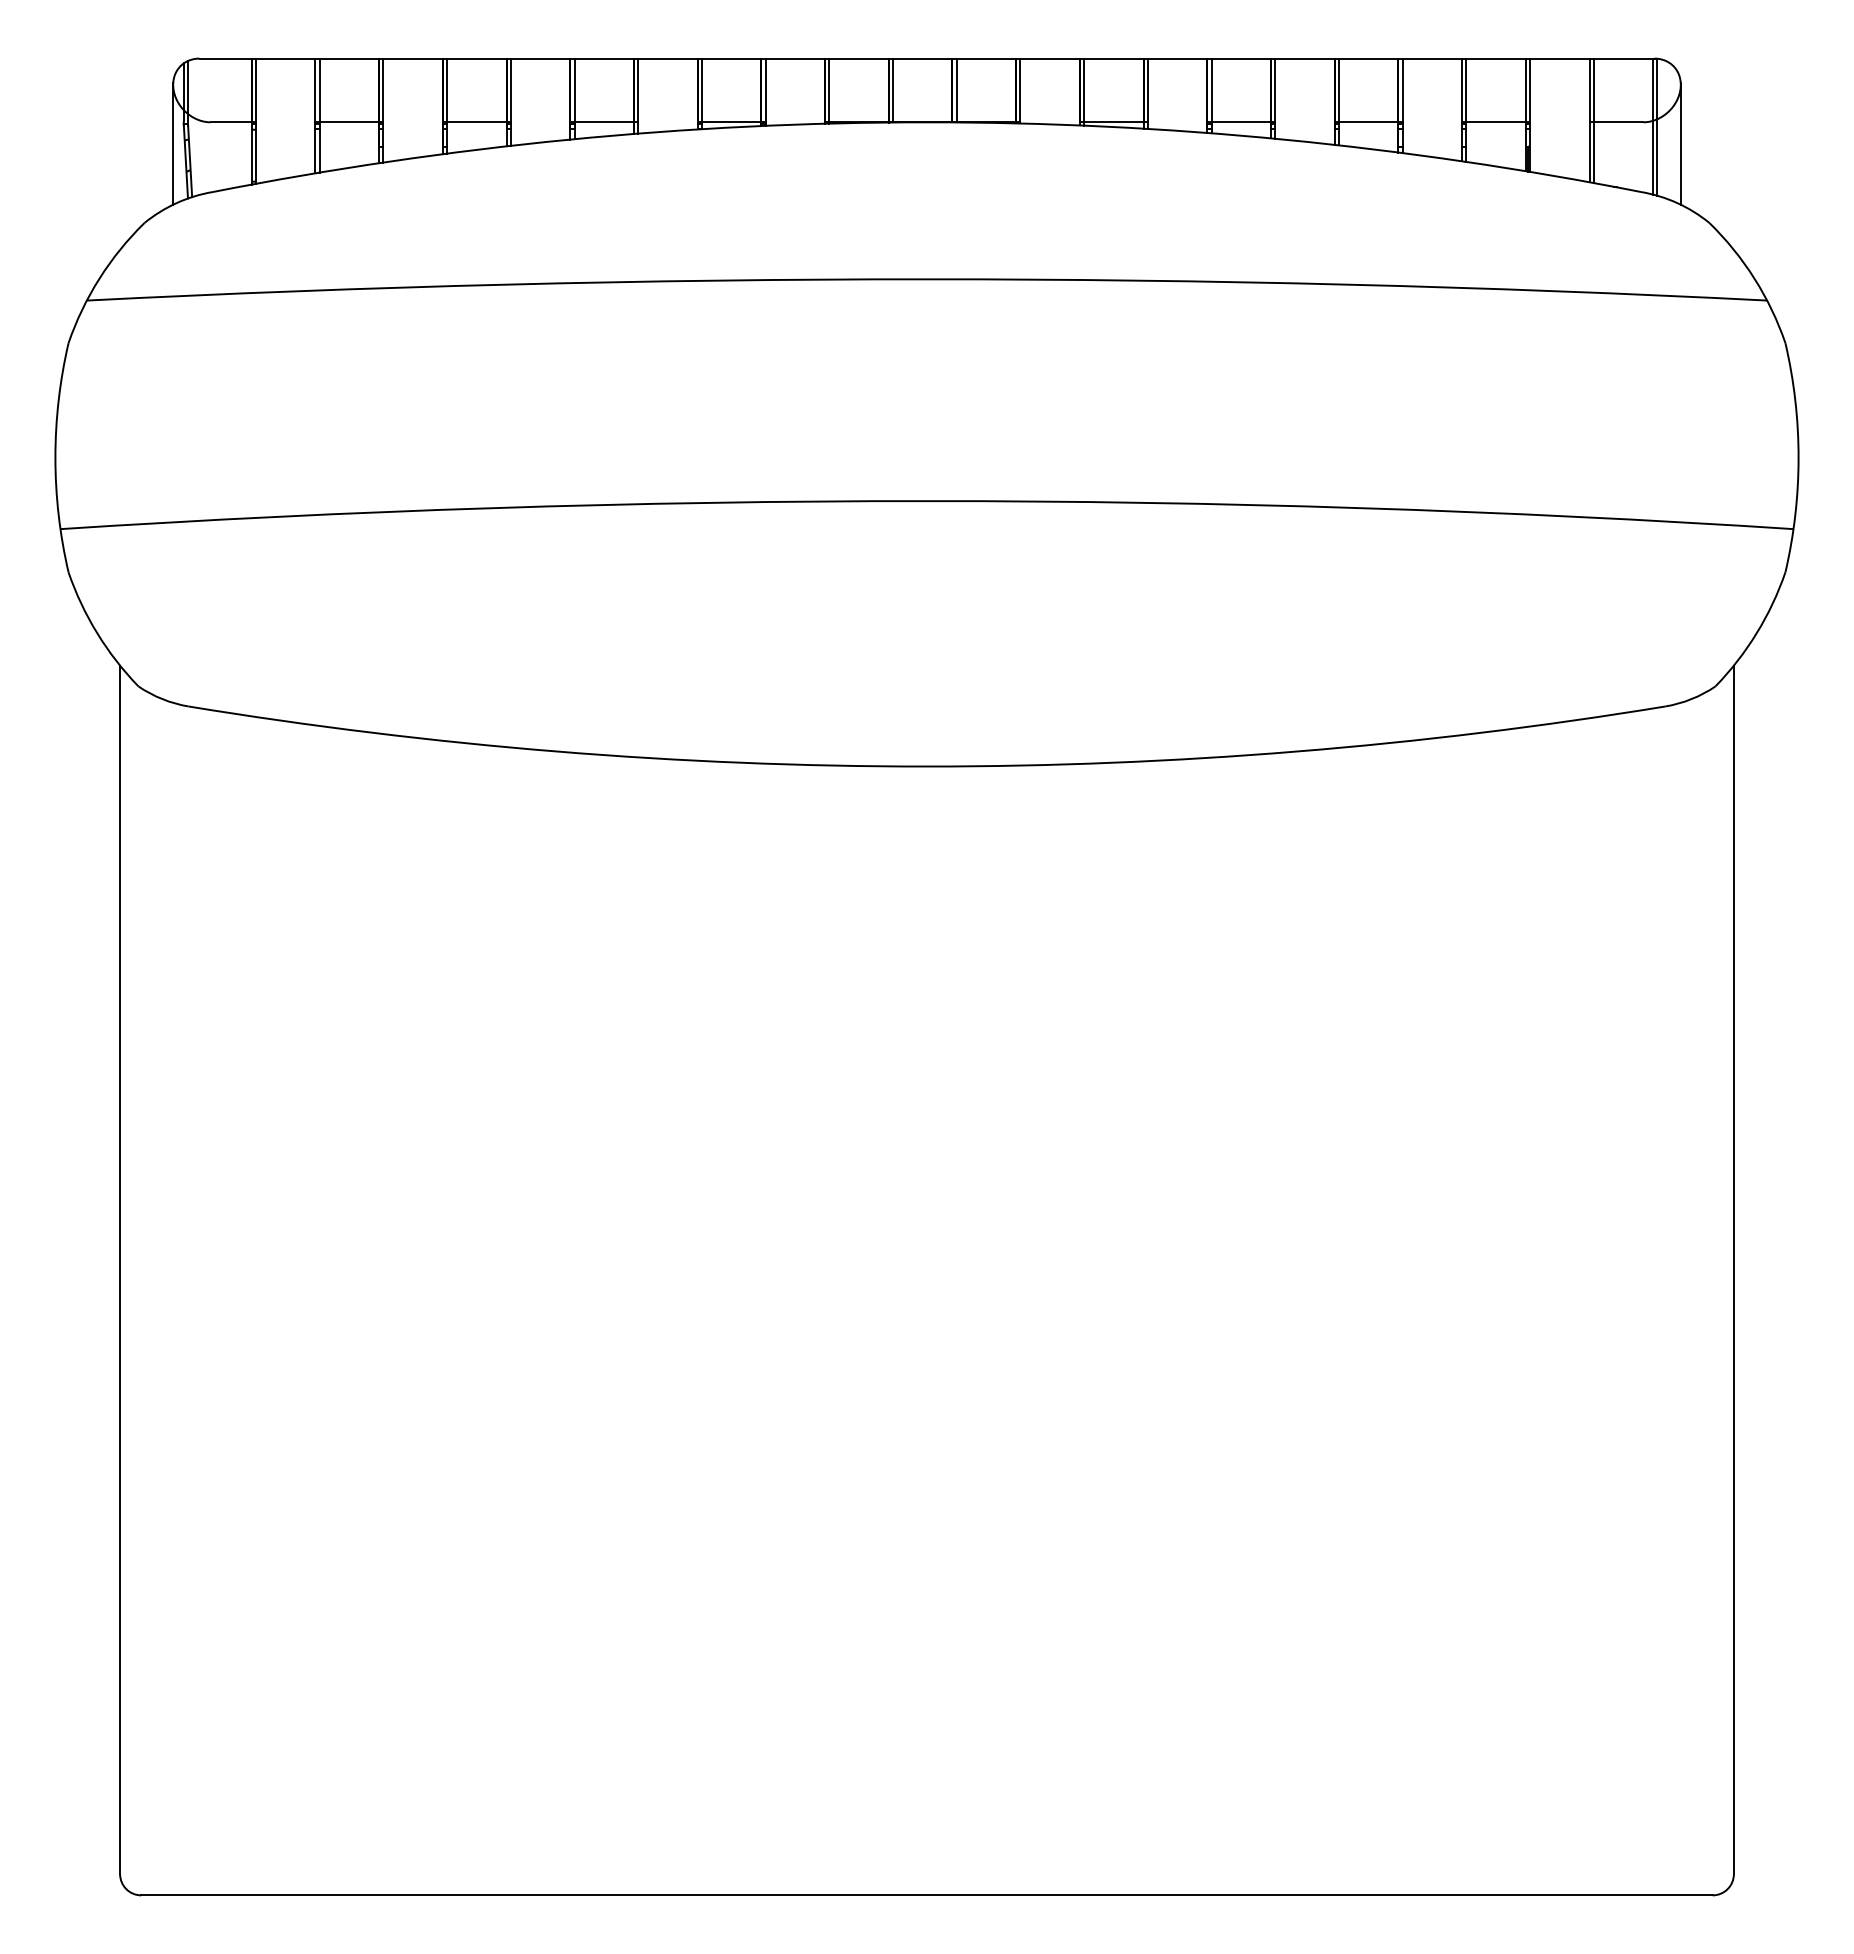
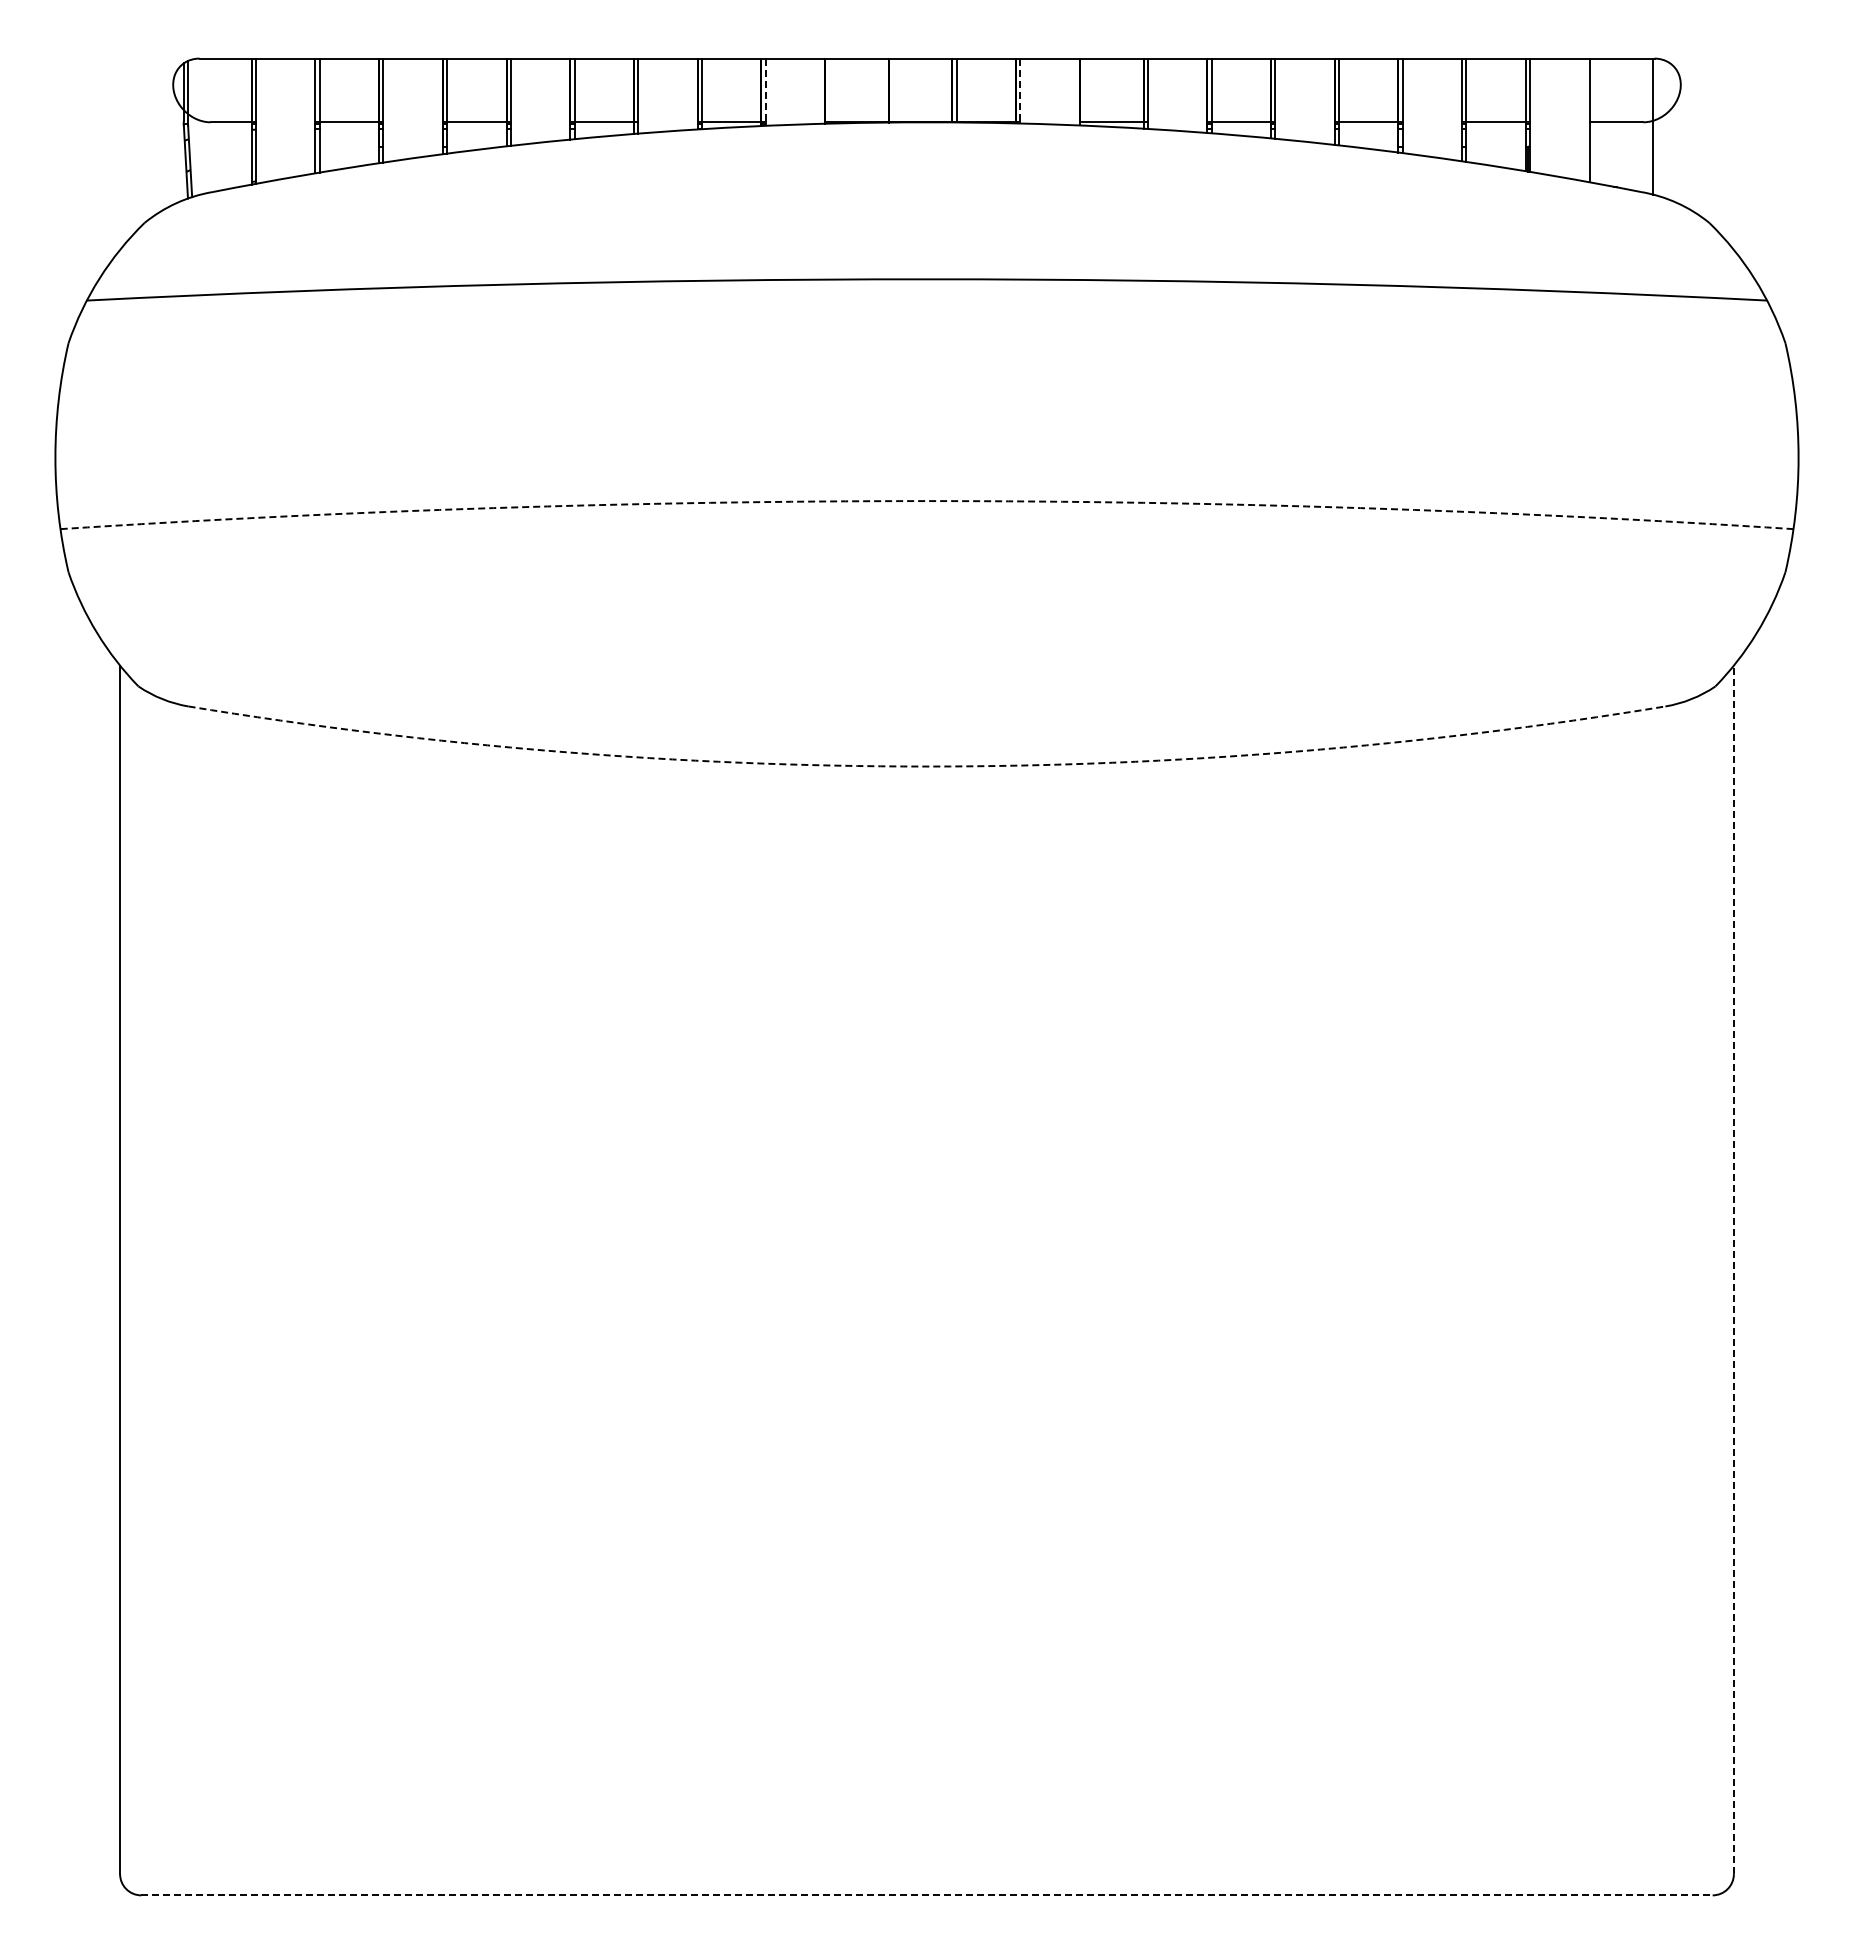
line: present -> none (829, 90)
line: present -> none (893, 90)
line: solid -> dashed (1020, 91)
line: present -> none (1084, 91)
line: solid -> dashed (765, 92)
line: present -> none (1593, 120)
line: present -> none (1657, 126)
line: present -> none (173, 143)
line: present -> none (1680, 143)
arc: solid -> dashed (927, 501)
arc: solid -> dashed (927, 766)
line: solid -> dashed (1733, 1269)
line: solid -> dashed (927, 1895)
